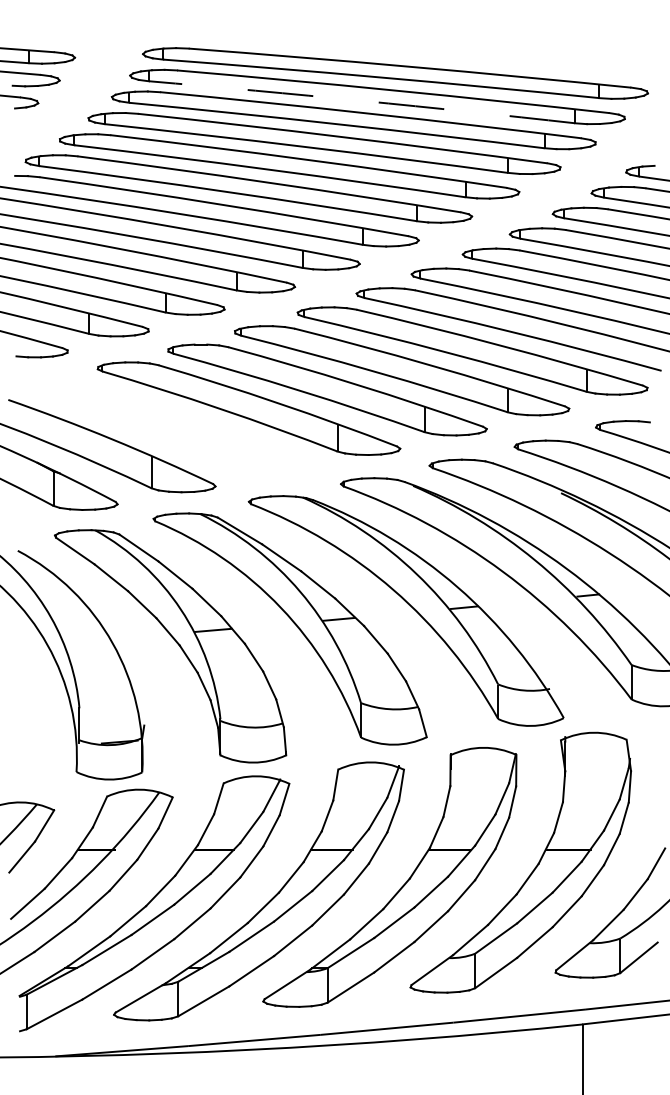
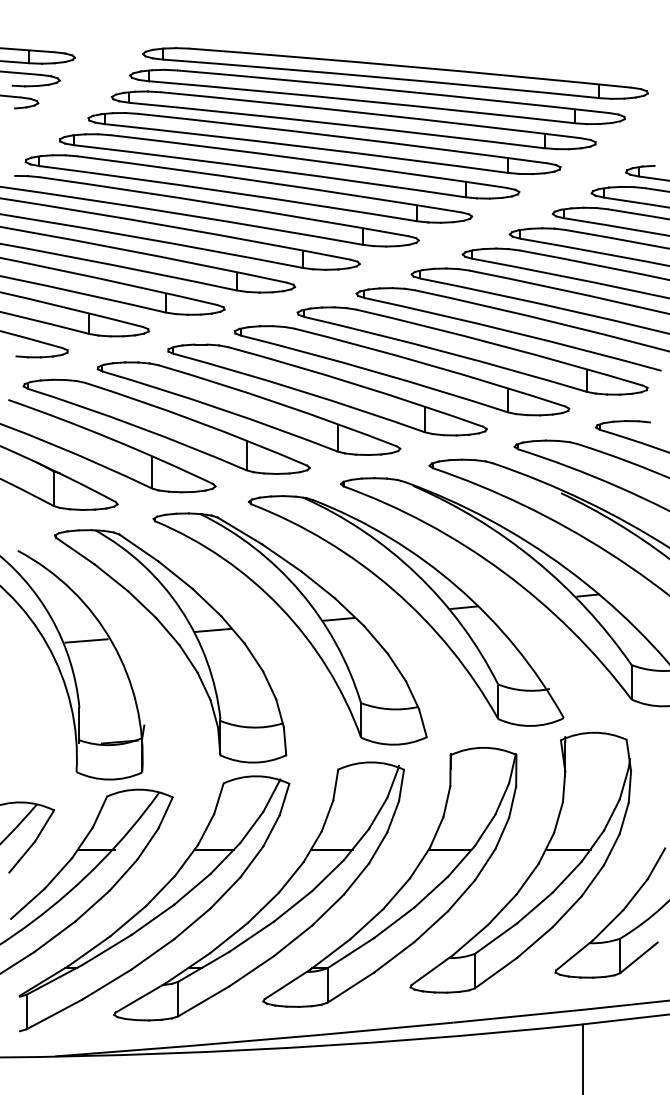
arc: dashed -> solid (362, 100)
part: none -> present (166, 426)
line: none -> present (86, 640)
